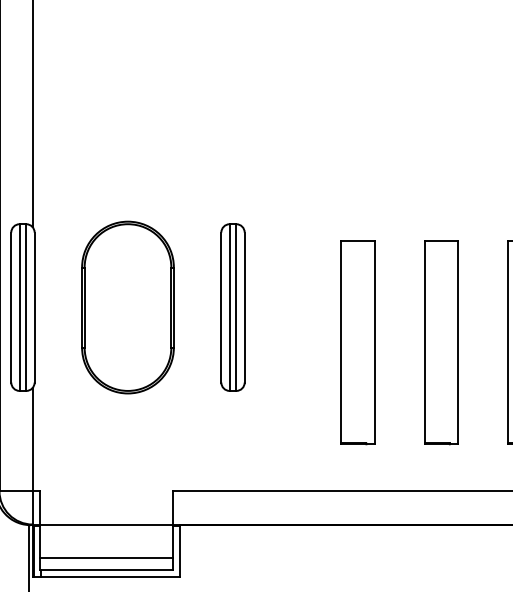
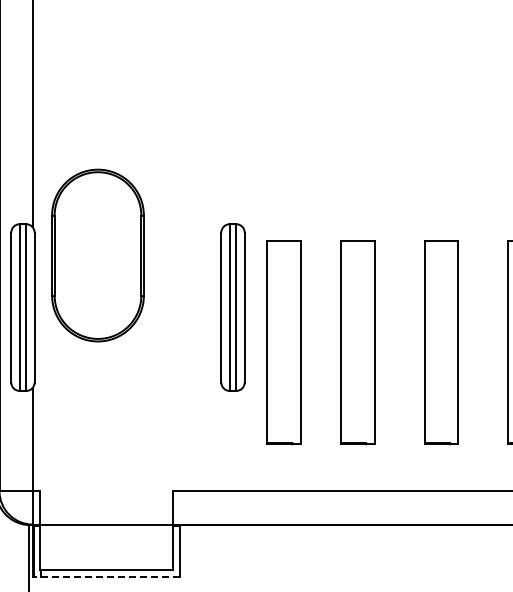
part position: (127, 307) -> (97, 255) (97, 255)
part: none -> present (283, 342)
line: present -> none (106, 557)
line: solid -> dashed (105, 576)
